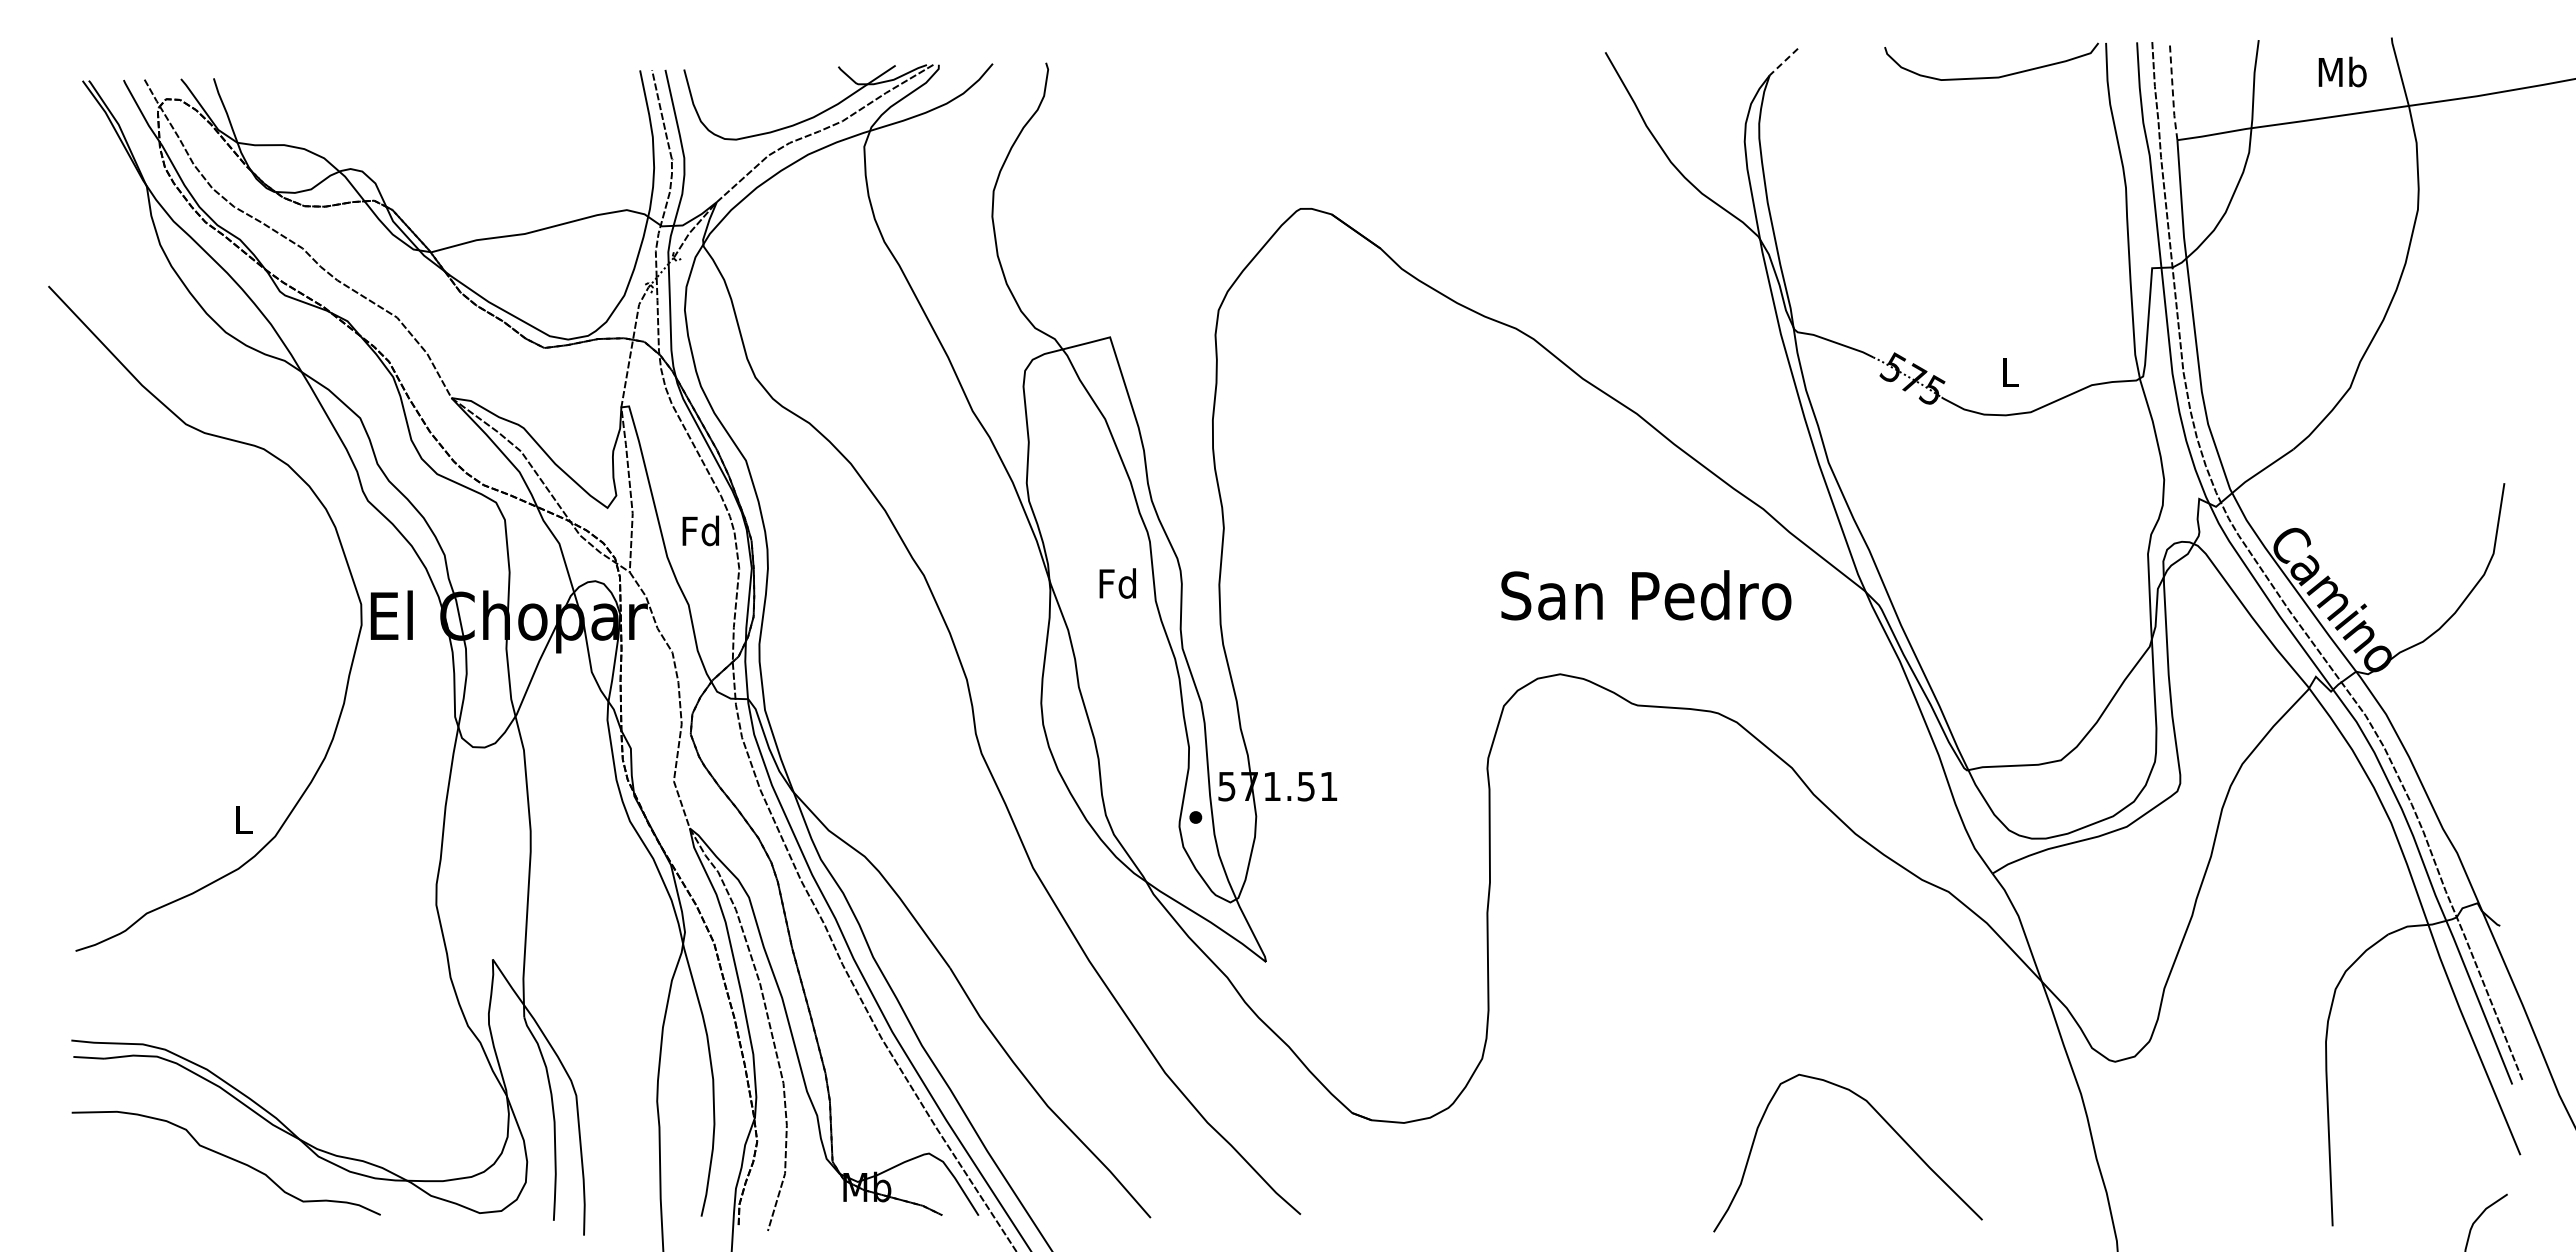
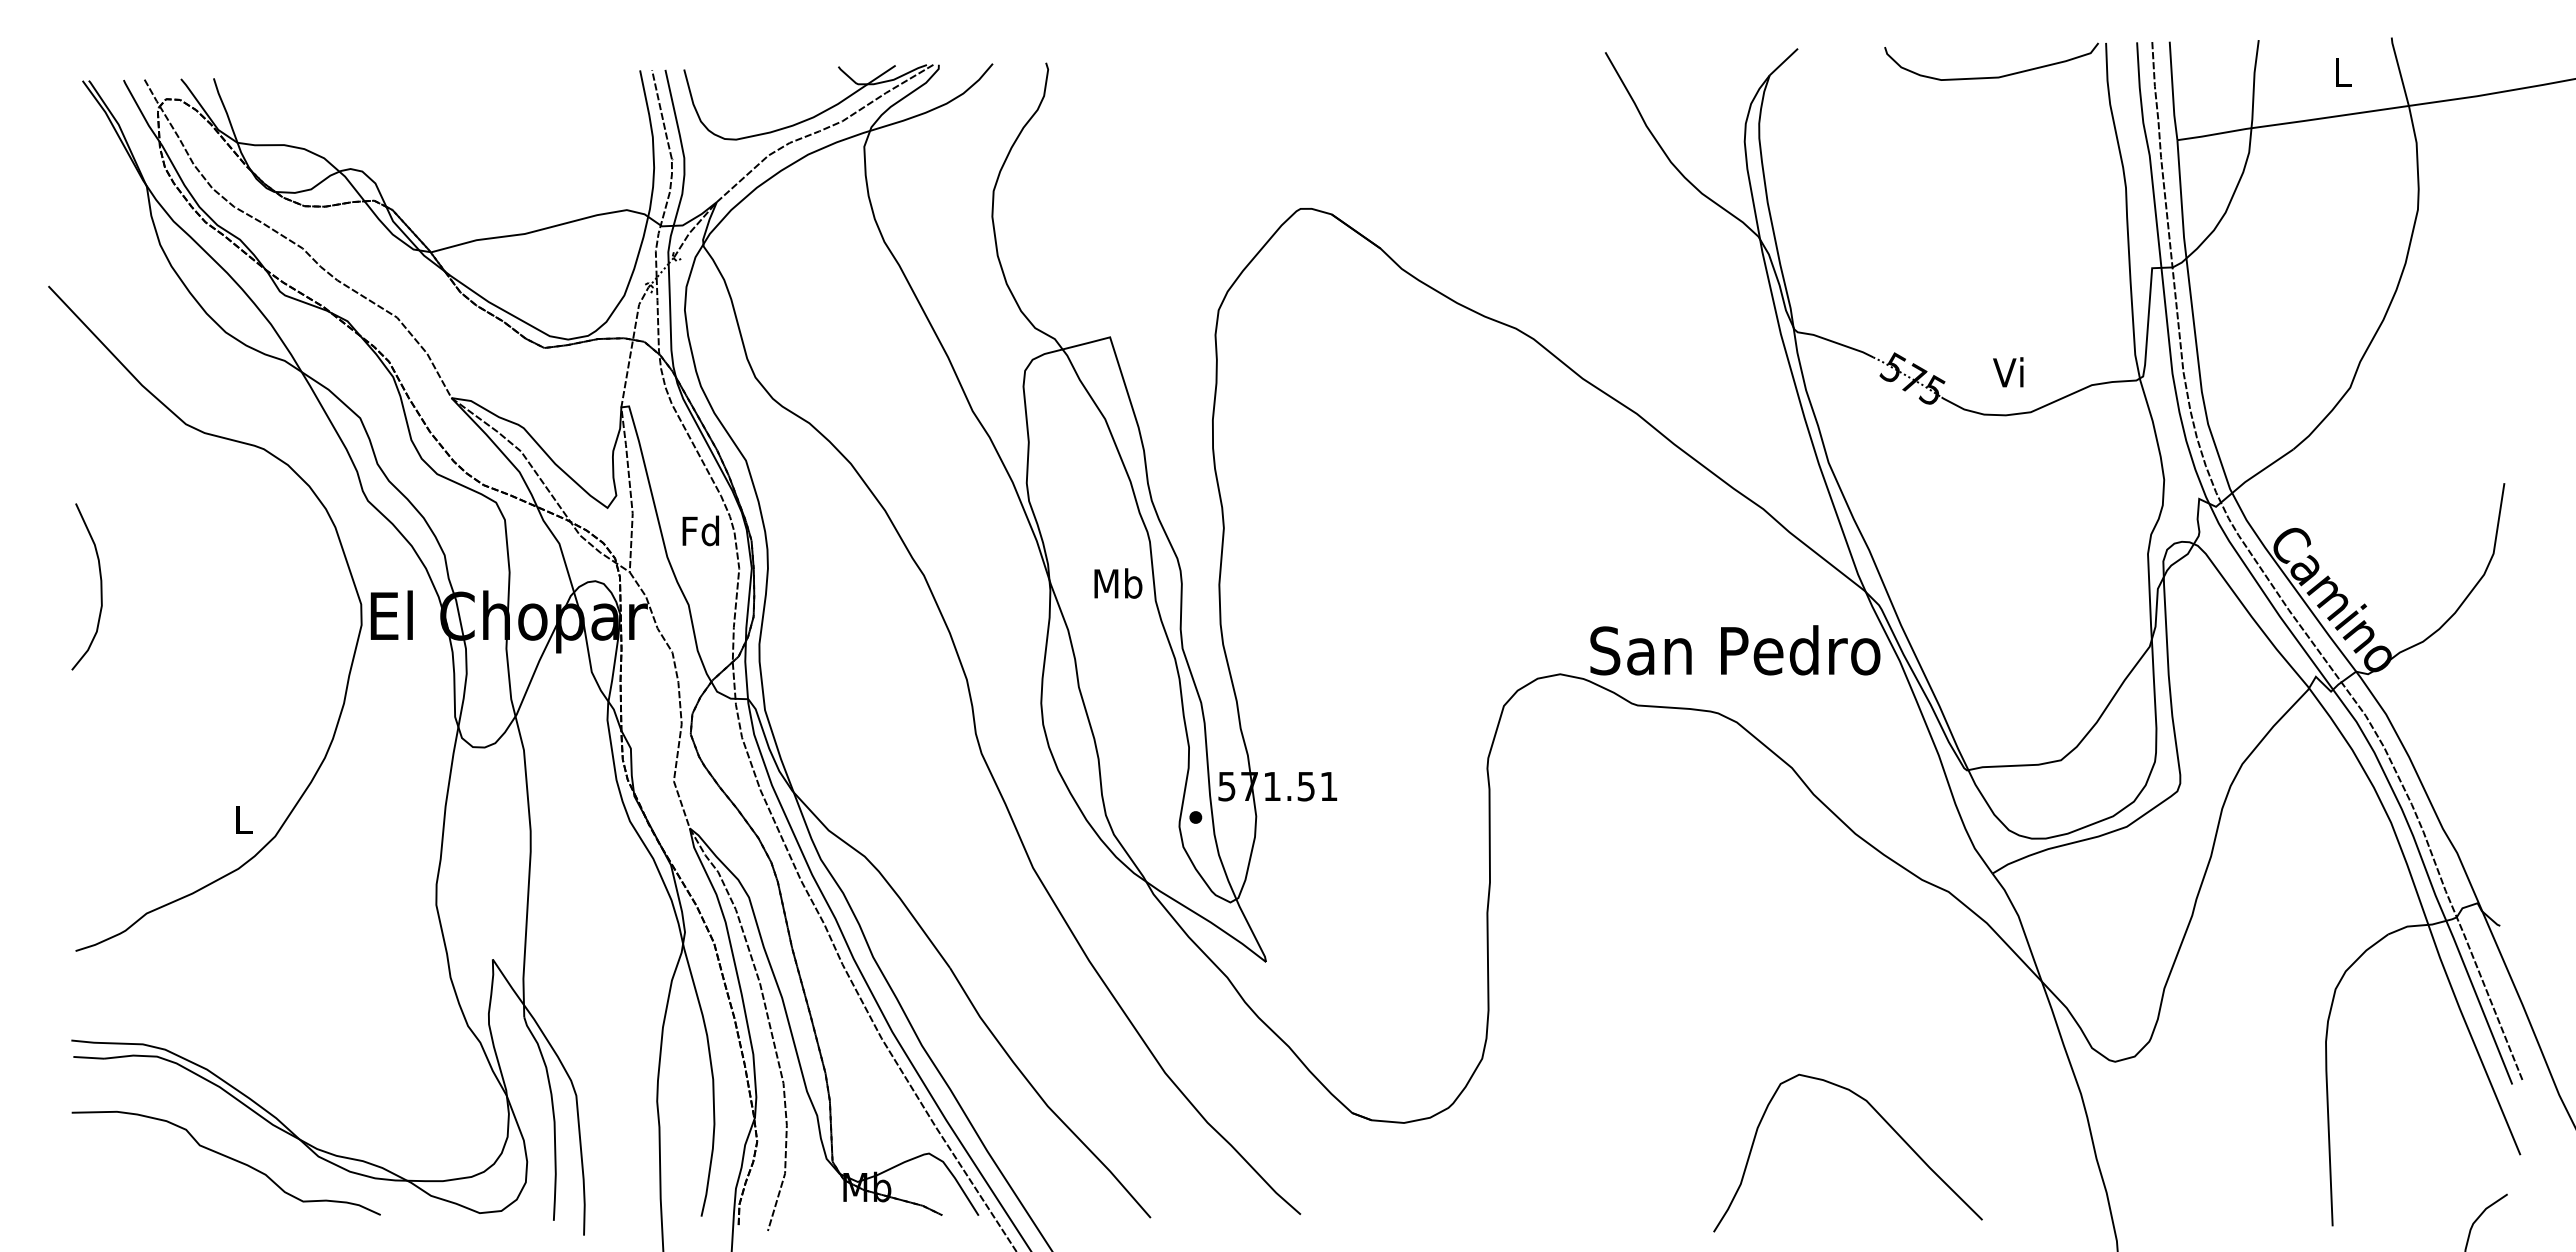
line: dashed -> solid (1783, 62)
text: Mb -> L (2342, 71)
line: dashed -> solid (2172, 91)
text: L -> Vi (2008, 372)
text: Fd -> Mb (1118, 583)
curve: none -> present (100, 586)
text position: (1646, 595) -> (1735, 650) (1735, 650)
